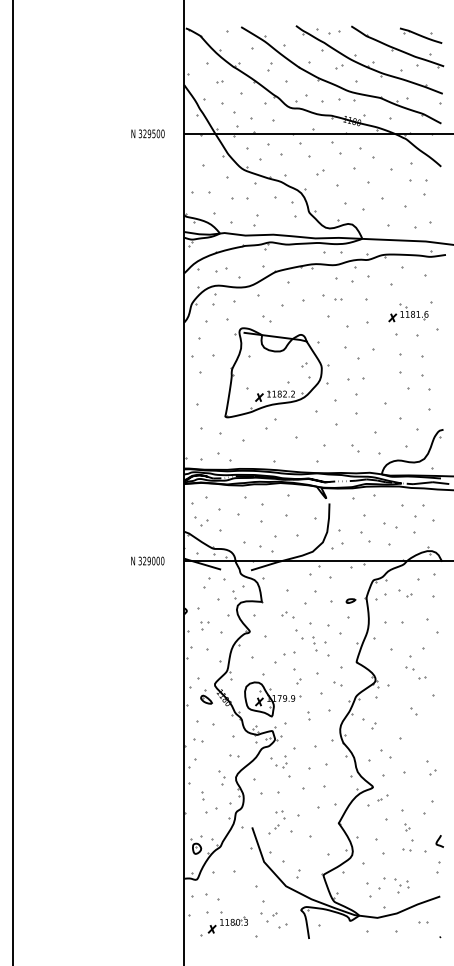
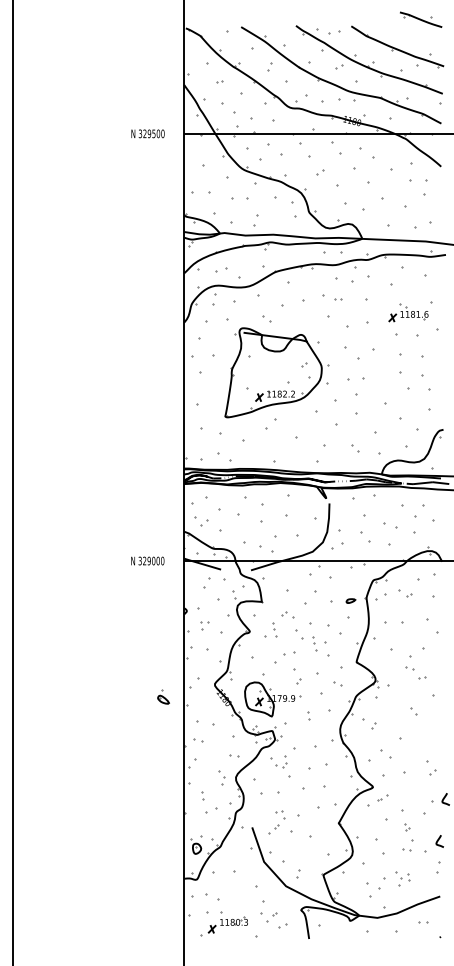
part position: (421, 35) -> (421, 19) (421, 19)
part: none -> present (274, 629)
part position: (206, 696) -> (163, 696) (163, 696)
curve: none -> present (444, 799)
part position: (401, 885) -> (402, 878) (402, 878)
